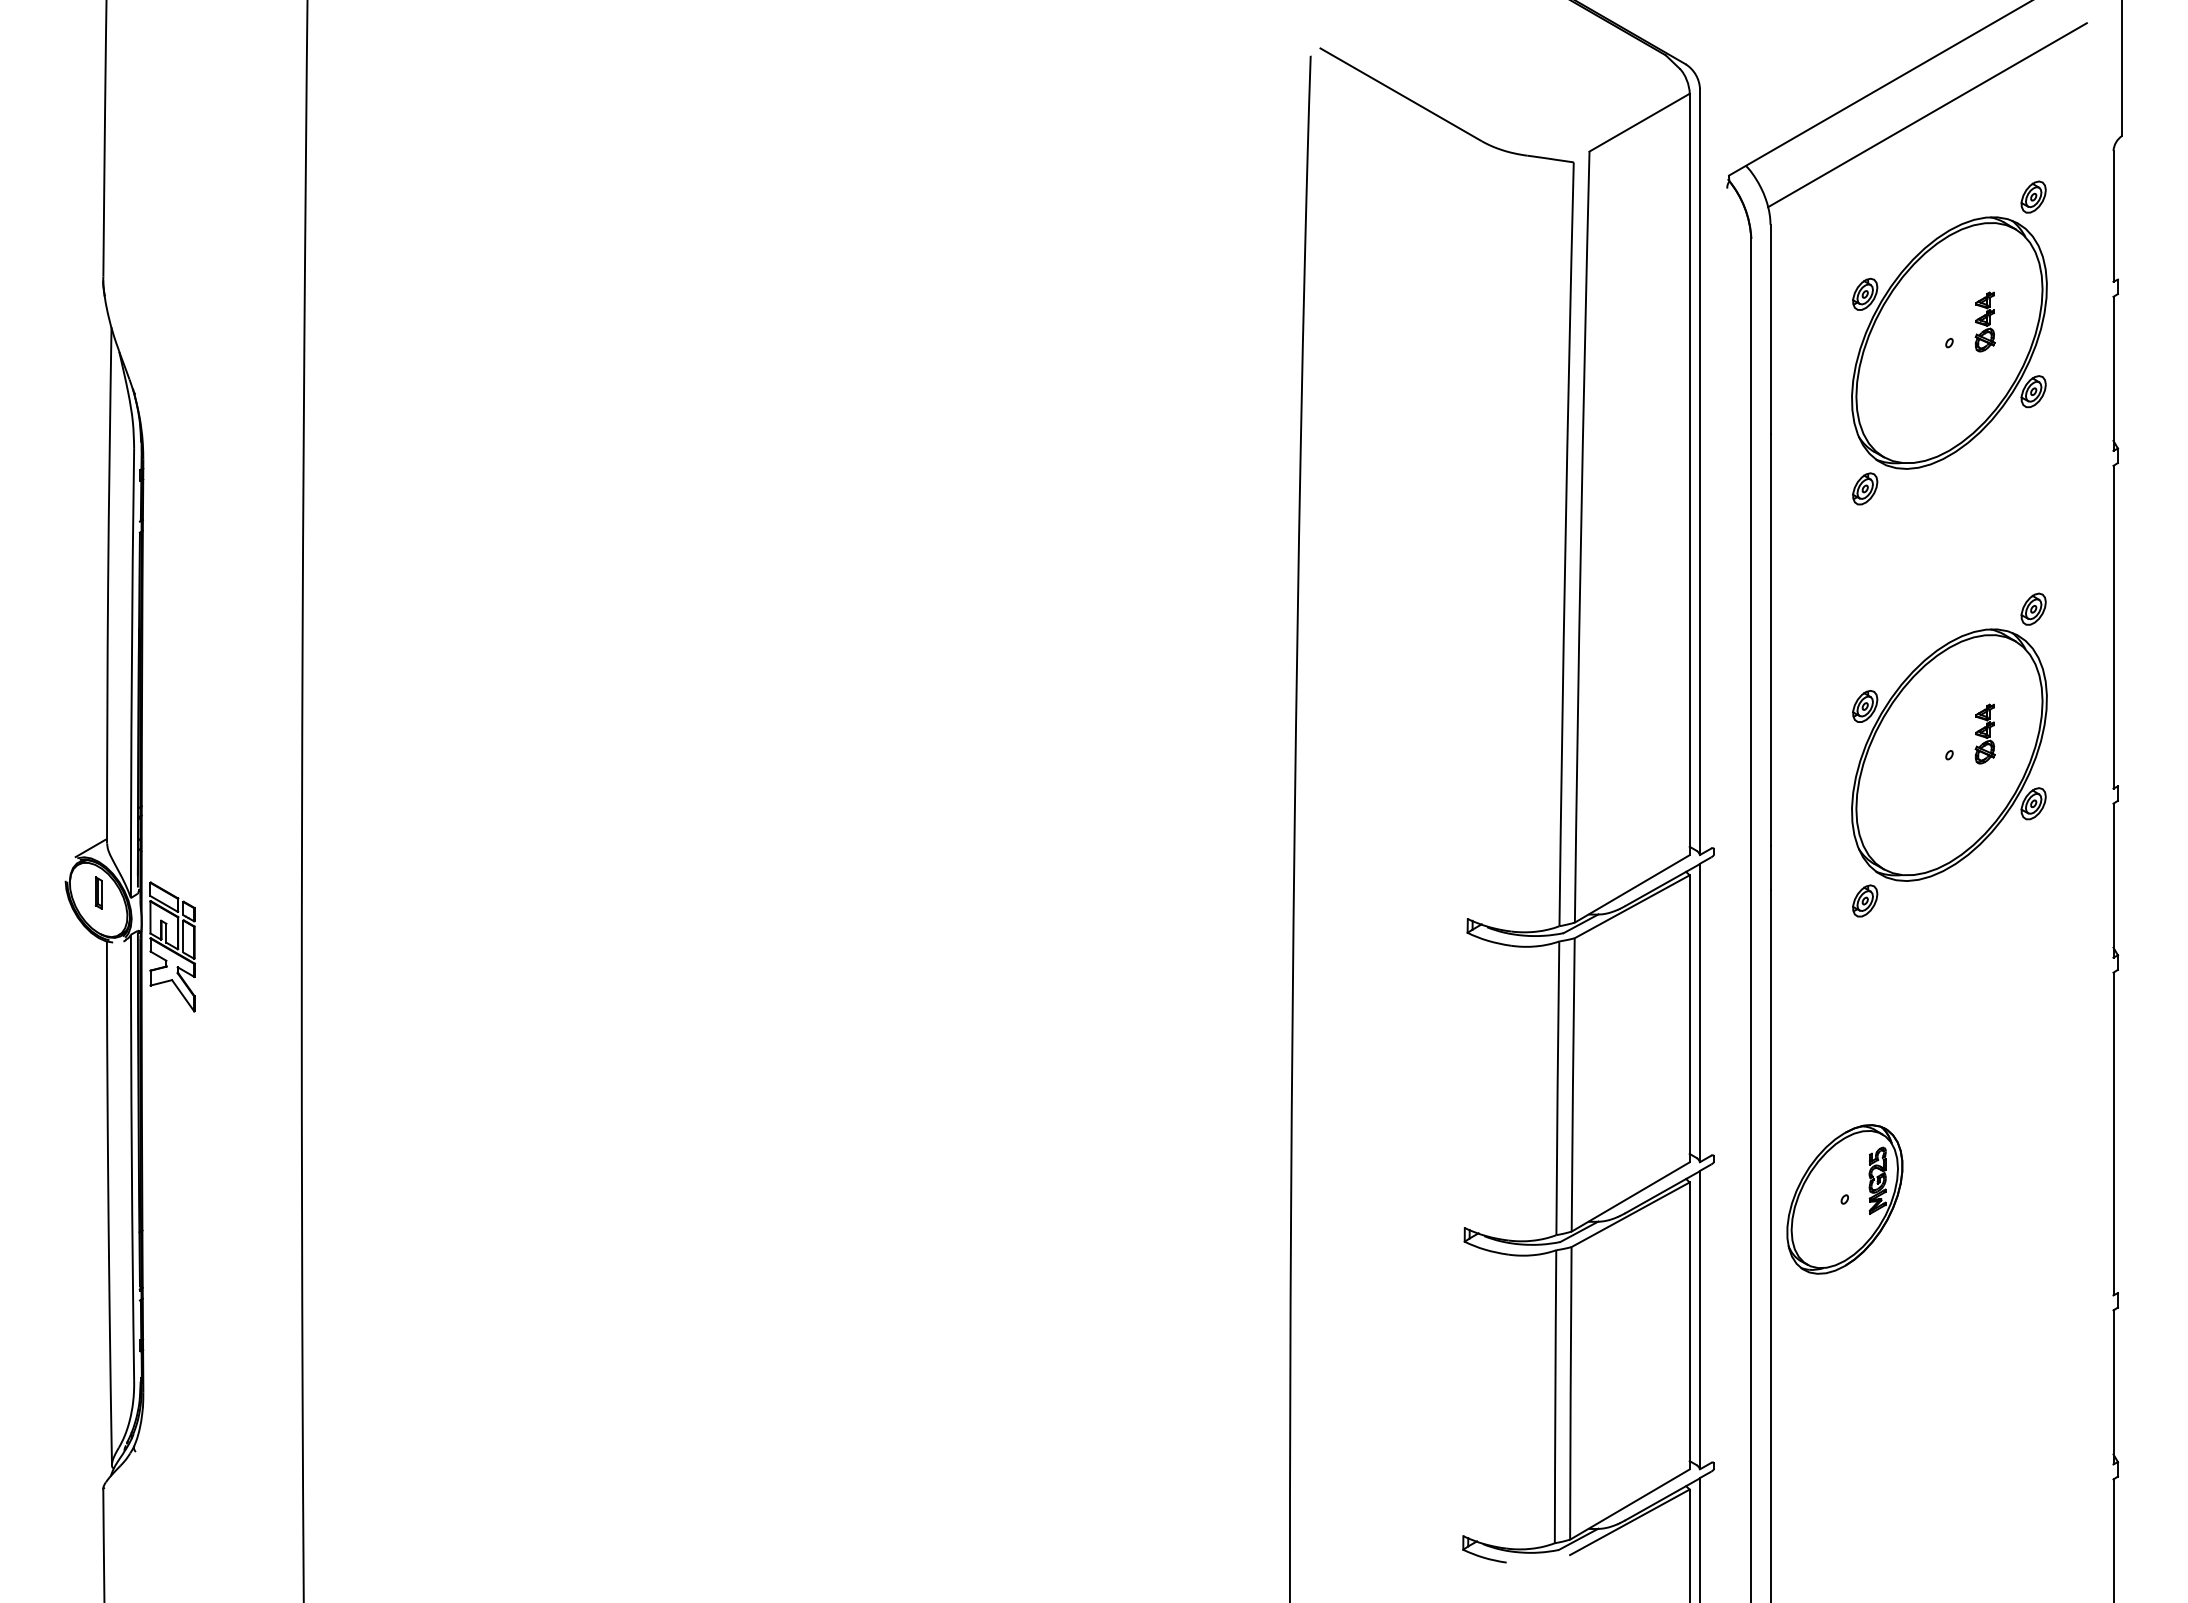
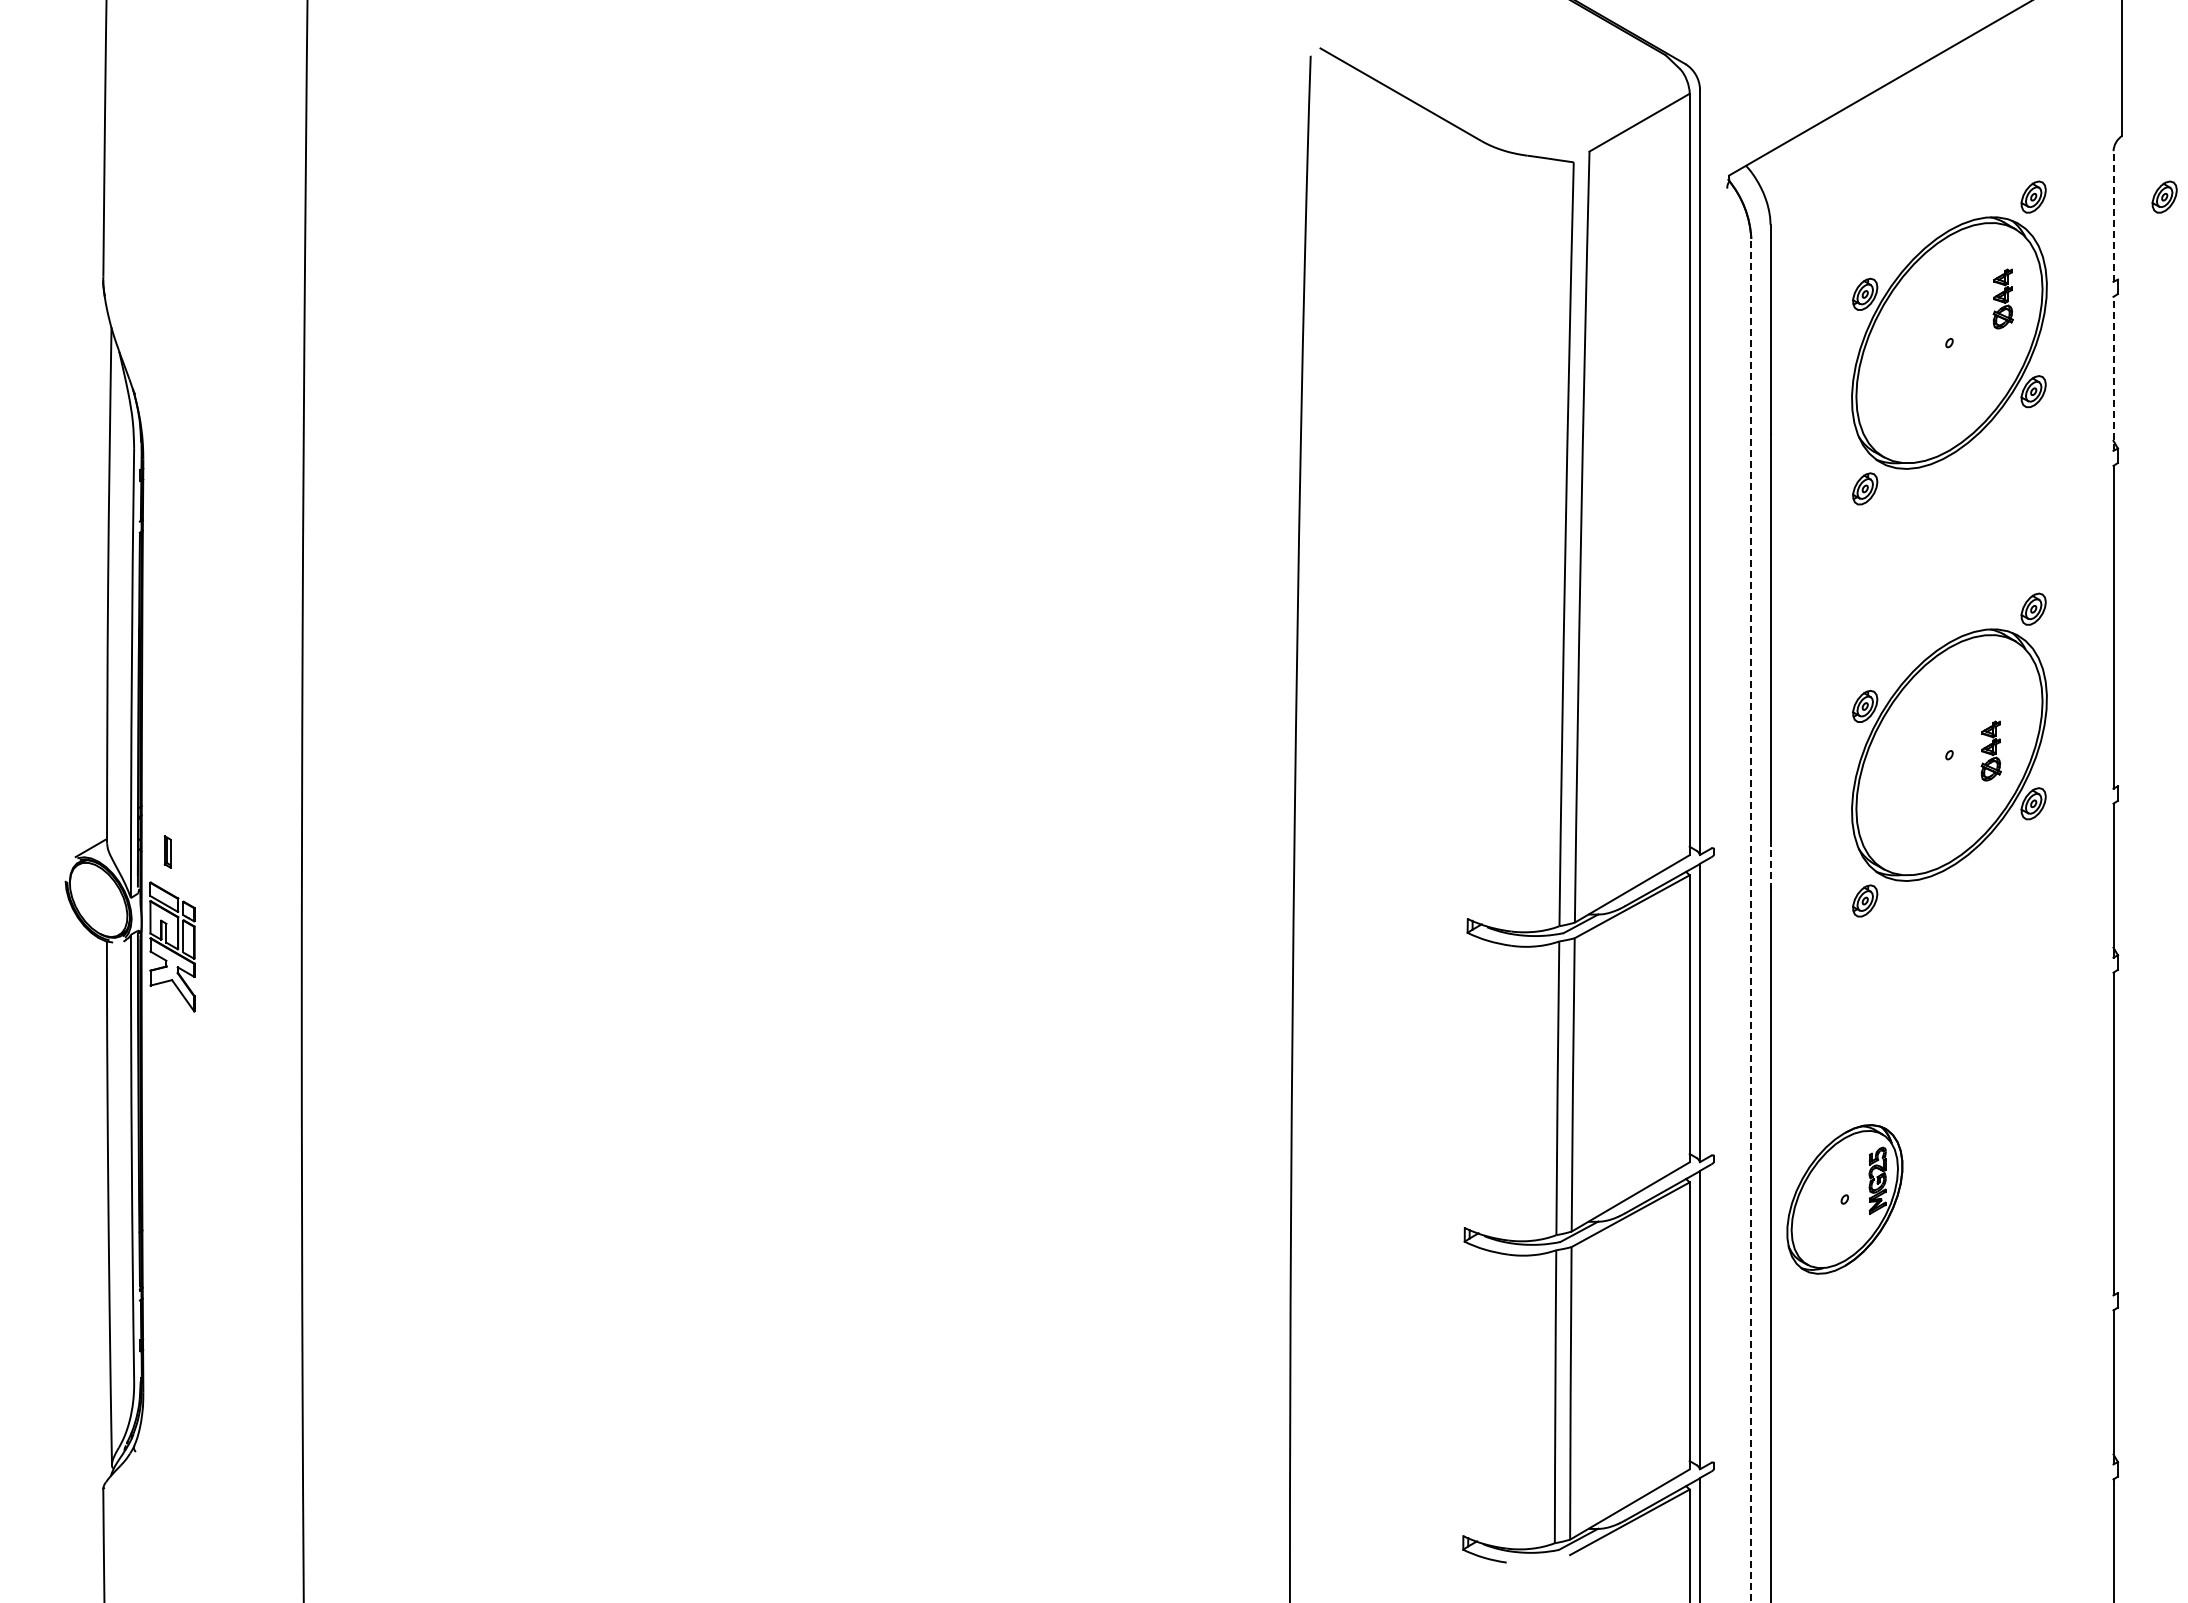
line: present -> none (1927, 115)
part: none -> present (2164, 196)
line: solid -> dashed (2113, 216)
part position: (1984, 321) -> (2002, 298) (2002, 298)
line: solid -> dashed (2113, 373)
part position: (1984, 733) -> (1990, 750) (1990, 750)
line: solid -> dashed (1770, 867)
part position: (98, 892) -> (167, 851) (167, 851)
line: solid -> dashed (1751, 920)
